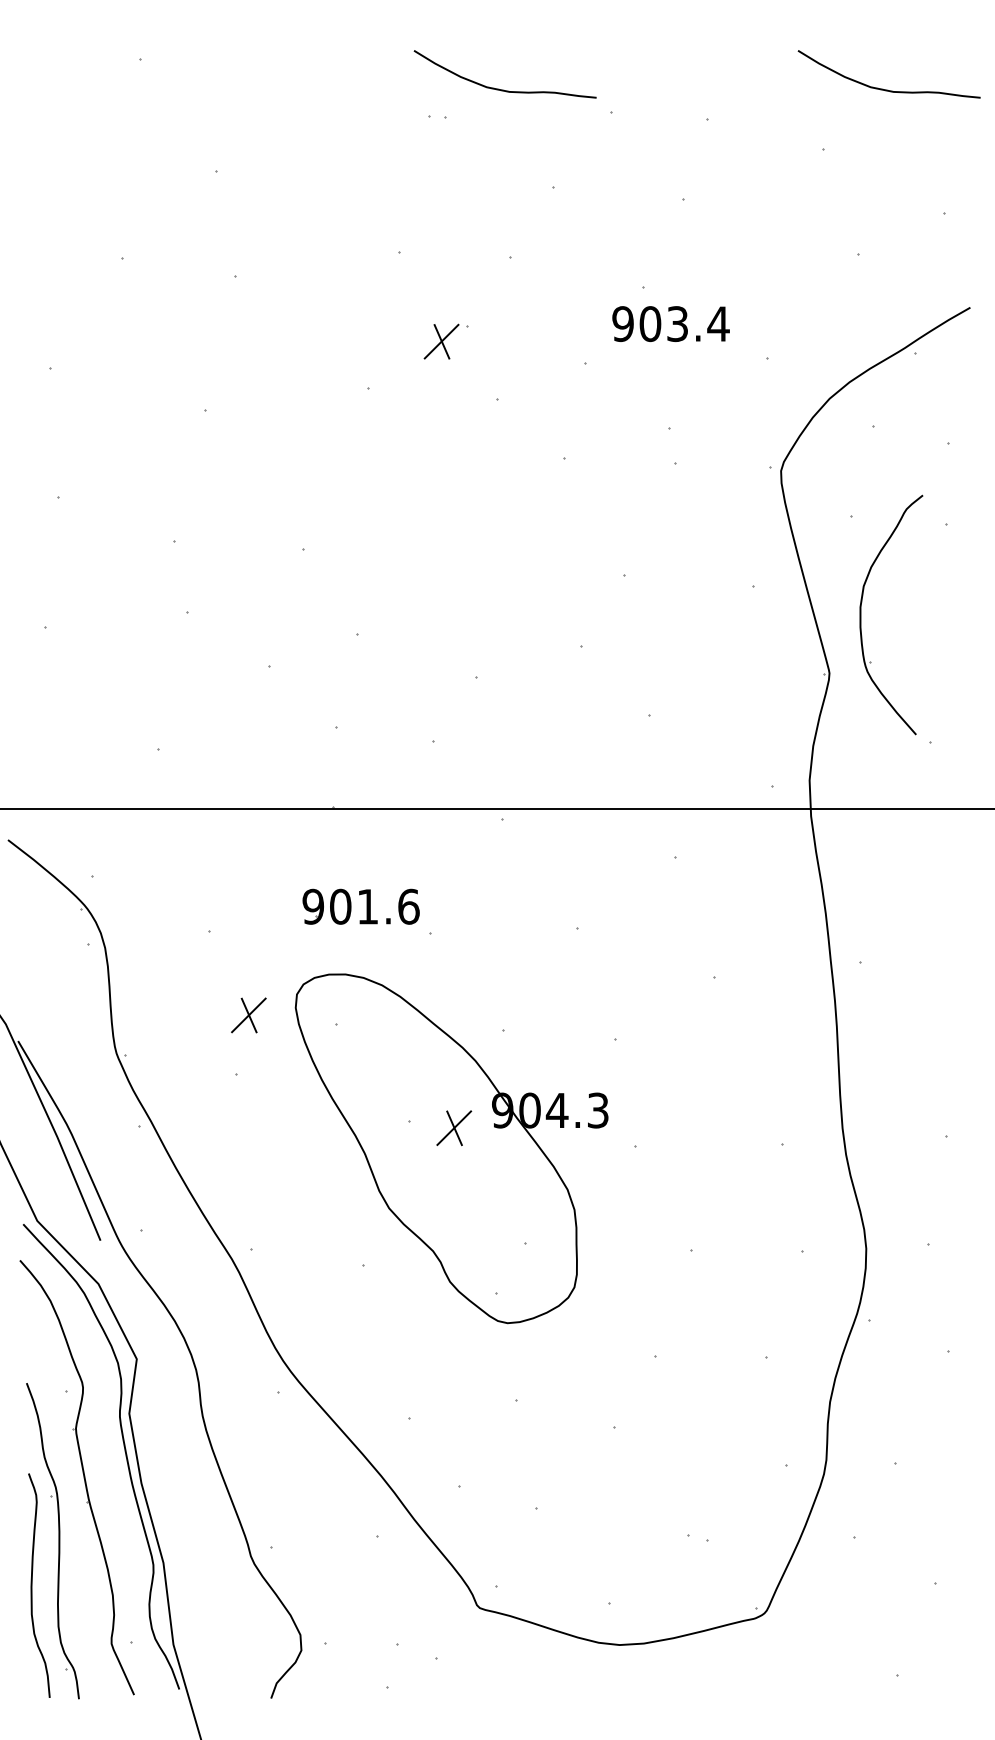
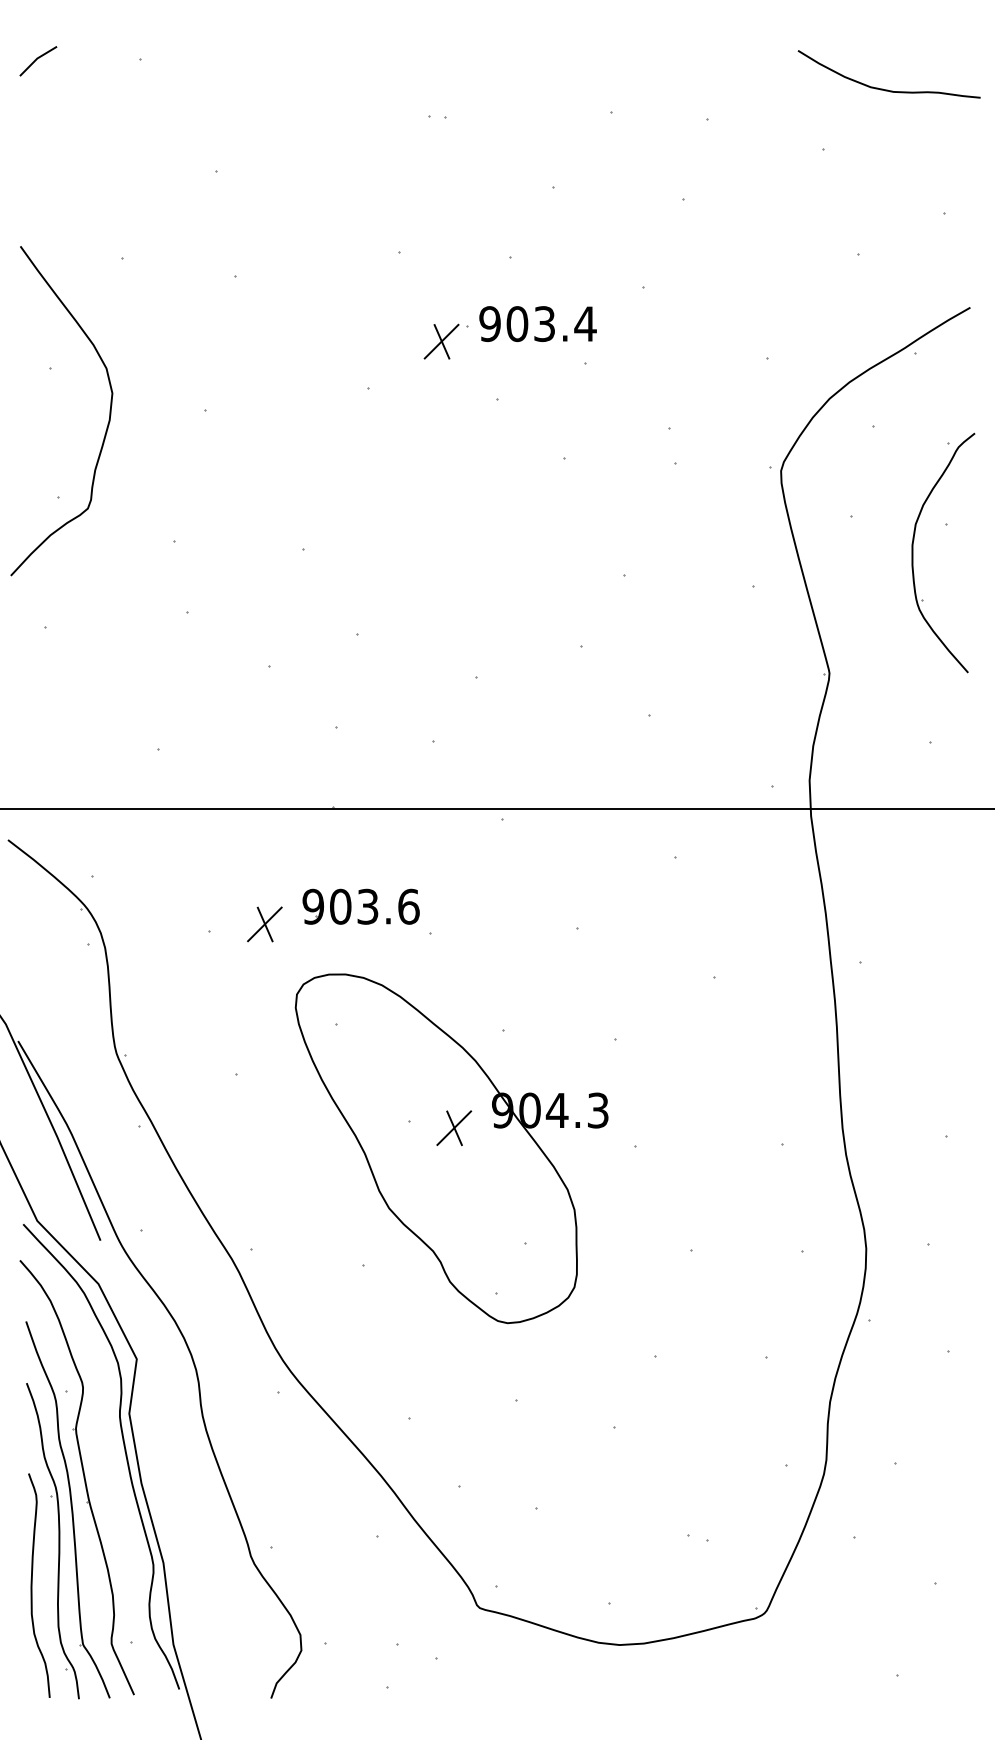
line: none -> present (37, 59)
curve: present -> none (503, 89)
text position: (670, 323) -> (537, 323) (537, 323)
curve: none -> present (107, 423)
part position: (861, 614) -> (913, 552) (913, 552)
text: 901.6 -> 903.6 (367, 906)
part position: (248, 1015) -> (264, 924) (264, 924)
part: none -> present (67, 1509)
